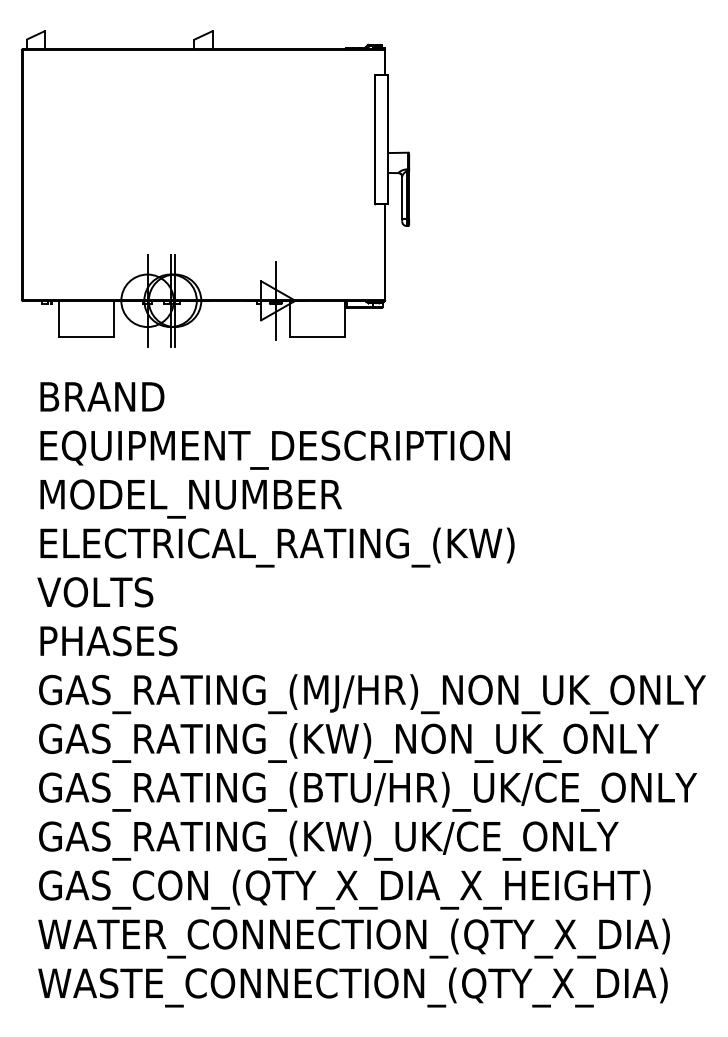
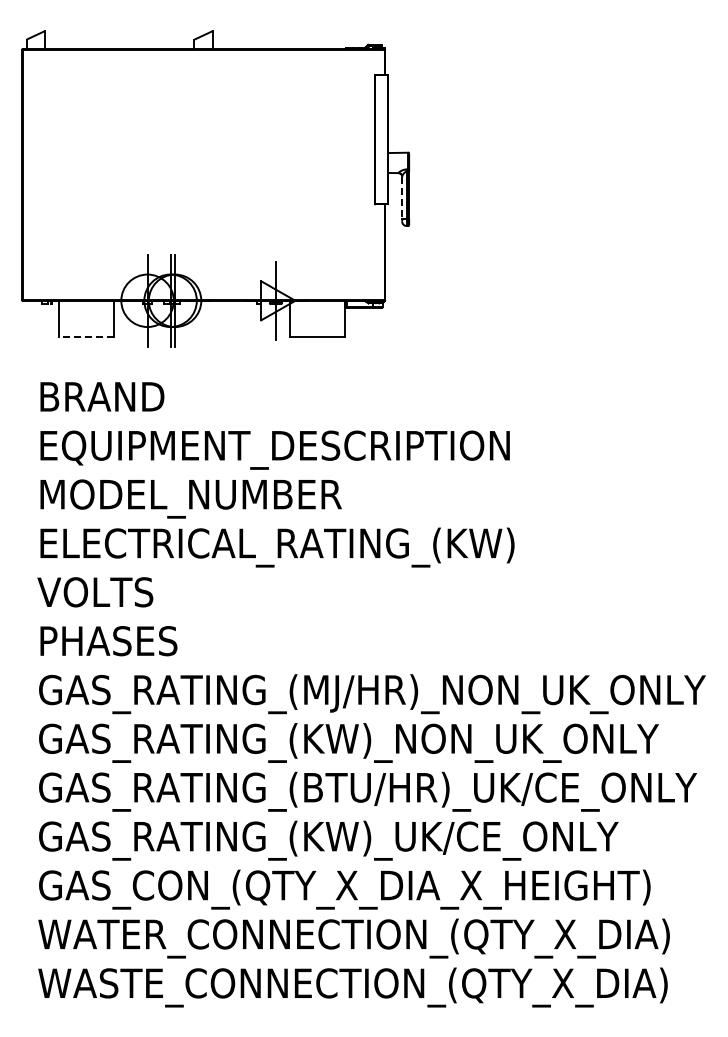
line: solid -> dashed (402, 198)
line: solid -> dashed (86, 337)
